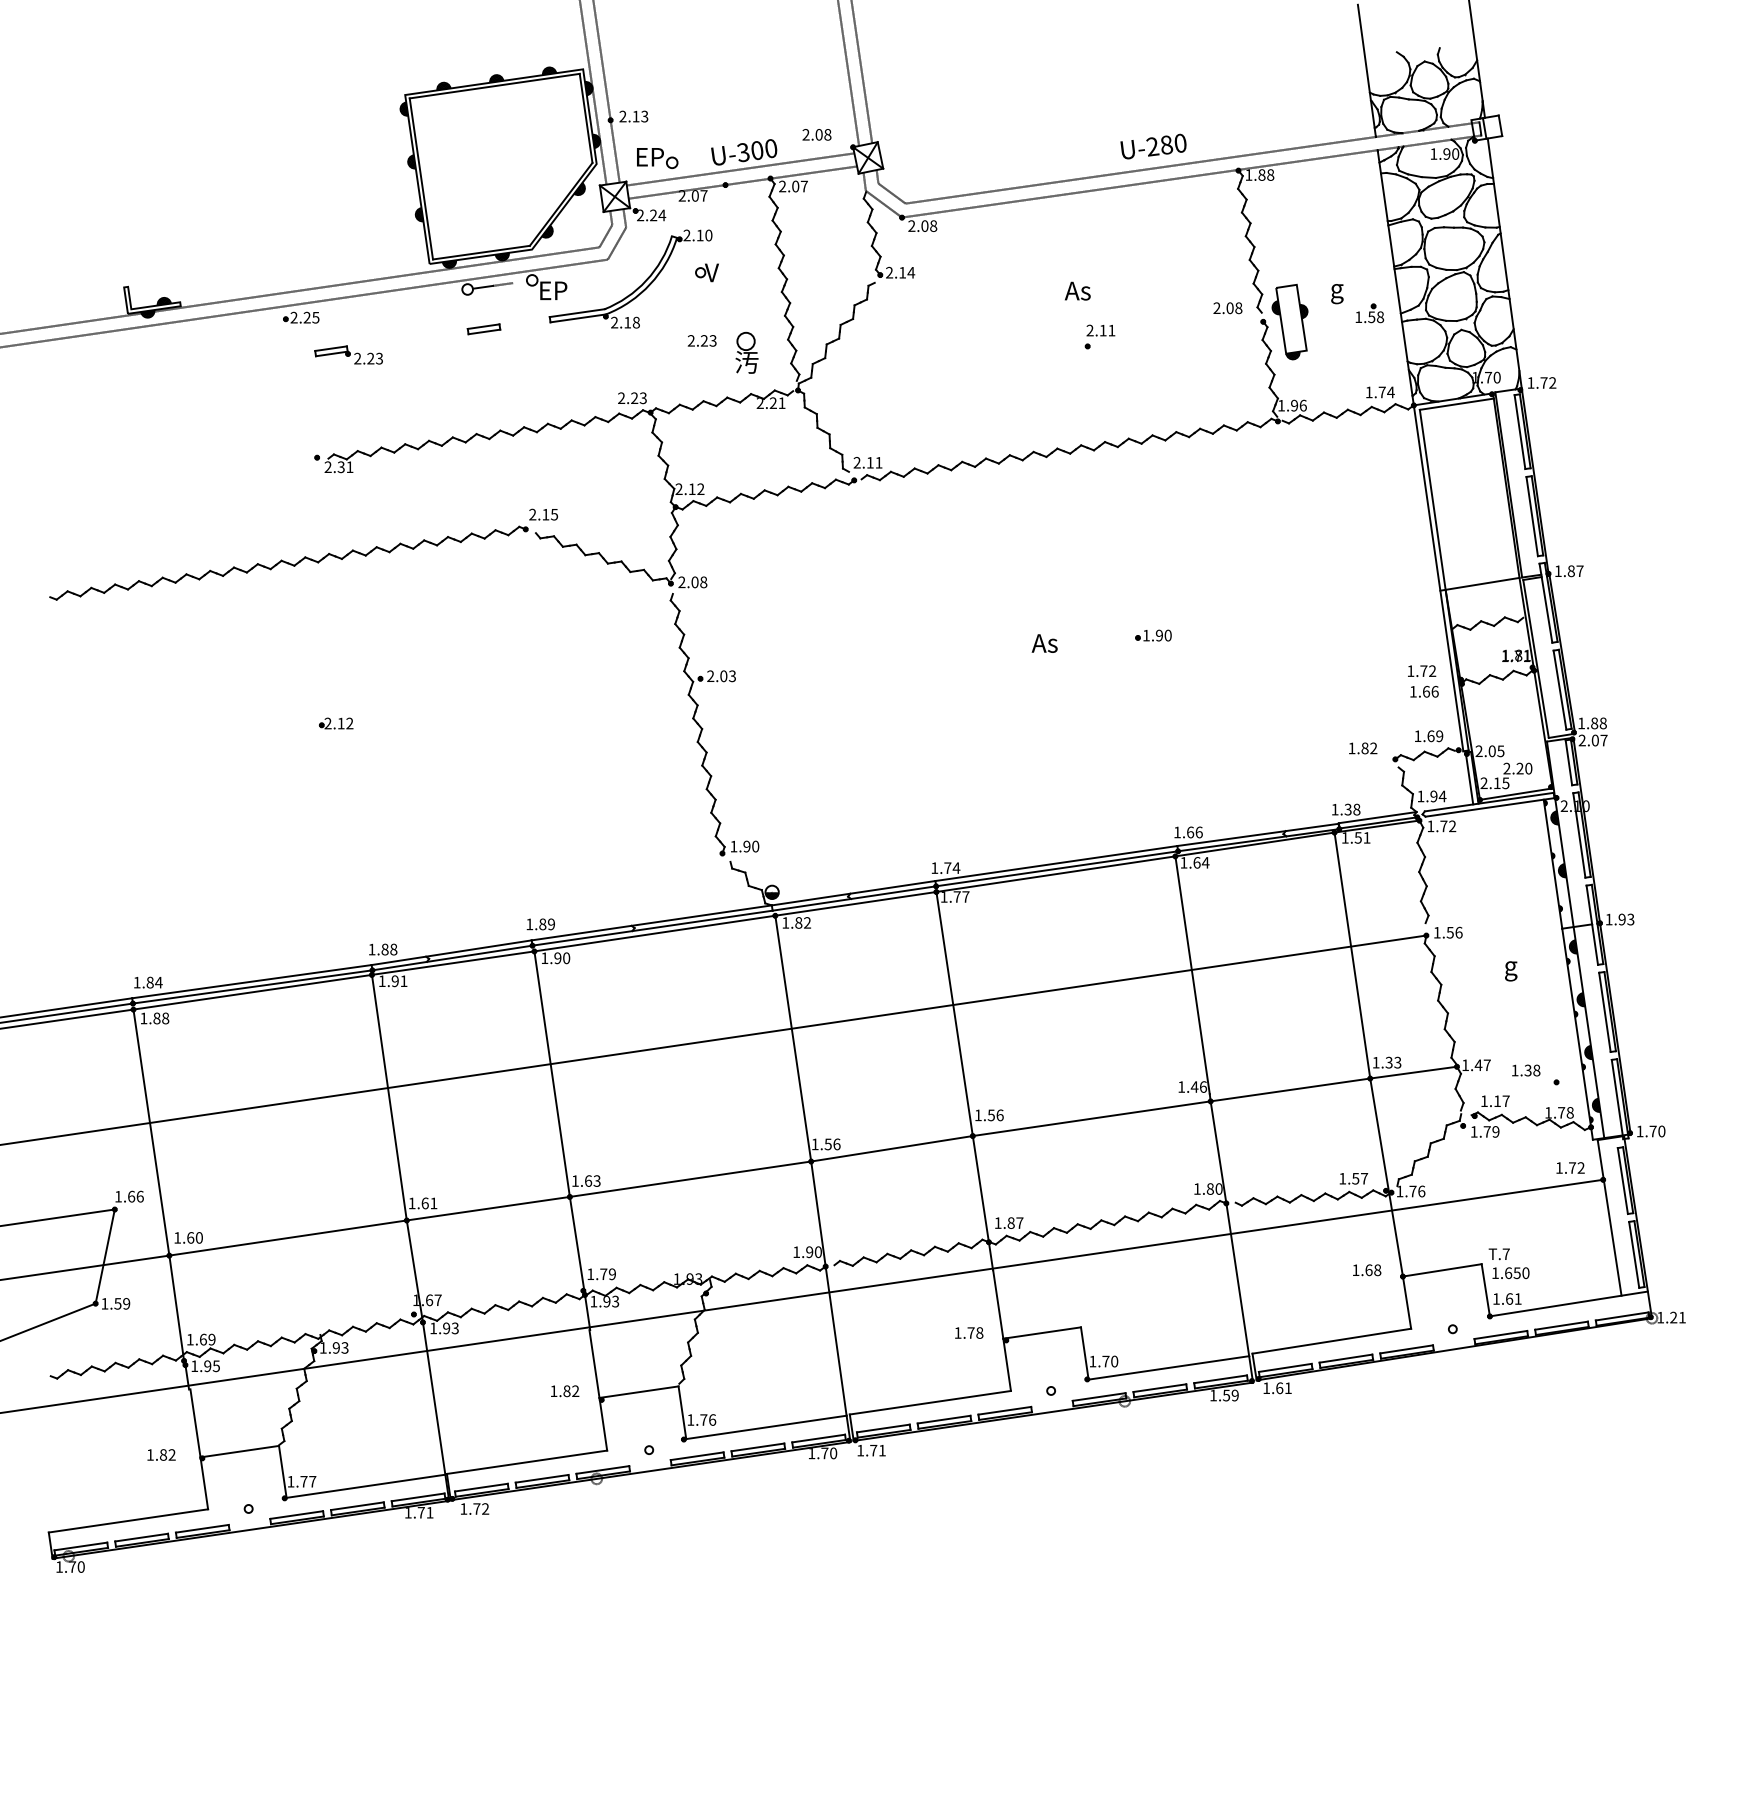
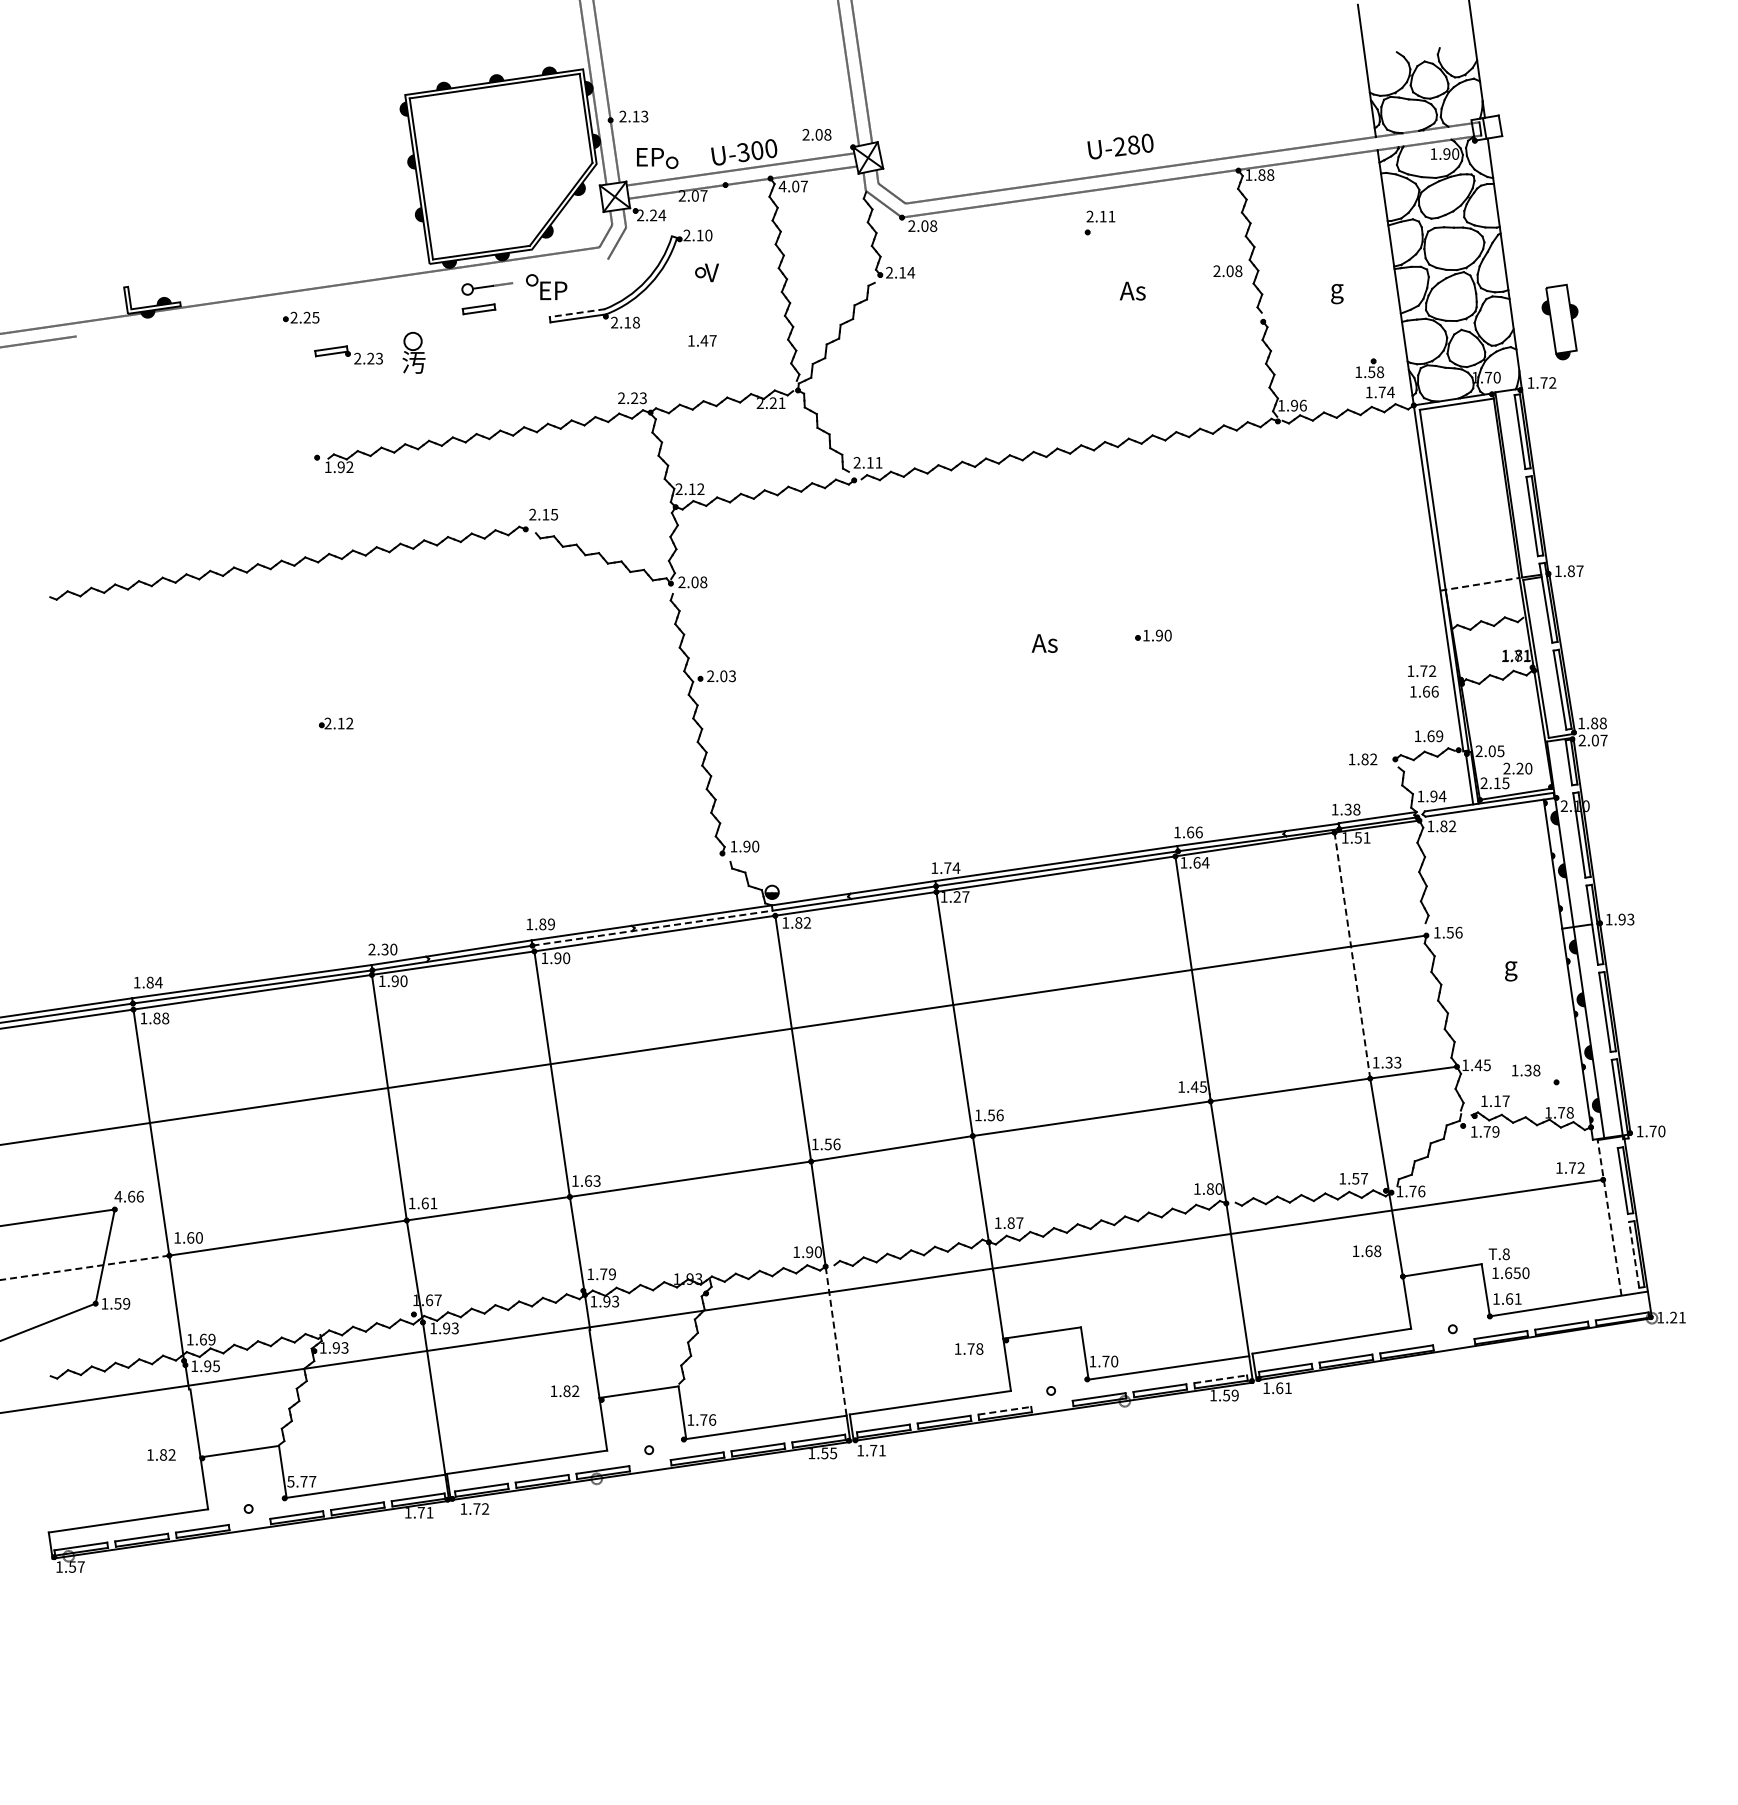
text position: (1153, 146) -> (1120, 146) (1120, 146)
text: 2.07 -> 4.07 (782, 186)
text position: (1077, 290) -> (1132, 290) (1132, 290)
line: present -> none (341, 297)
text position: (1227, 308) -> (1227, 271) (1227, 271)
line: solid -> dashed (577, 313)
part position: (1369, 313) -> (1369, 368) (1369, 368)
part position: (1289, 321) -> (1559, 321) (1559, 321)
part position: (483, 329) -> (478, 309) (478, 309)
part position: (1099, 336) -> (1099, 222) (1099, 222)
text: 2.23 -> 1.47 (701, 340)
part position: (746, 352) -> (413, 352) (413, 352)
text: 2.31 -> 1.92 (338, 466)
line: solid -> dashed (1480, 584)
text position: (1363, 748) -> (1363, 759) (1363, 759)
text: 1.72 -> 1.82 (1443, 826)
text: 1.77 -> 1.27 (956, 896)
line: solid -> dashed (653, 928)
text: 1.88 -> 2.30 (382, 949)
line: solid -> dashed (1352, 956)
text: 1.91 -> 1.90 (403, 981)
text: 1.47 -> 1.45 (1486, 1065)
text: 1.46 -> 1.45 (1203, 1086)
text: 1.66 -> 4.66 (118, 1196)
line: solid -> dashed (1609, 1217)
text: T.7 -> T.8 (1505, 1254)
line: solid -> dashed (1634, 1254)
line: solid -> dashed (84, 1267)
text position: (1367, 1270) -> (1367, 1251) (1367, 1251)
text position: (969, 1332) -> (969, 1348) (969, 1348)
line: solid -> dashed (836, 1340)
line: solid -> dashed (1220, 1379)
line: solid -> dashed (1004, 1410)
text: 1.70 -> 1.55 (829, 1453)
text: 1.77 -> 5.77 (290, 1481)
text: 1.70 -> 1.57 (76, 1566)
